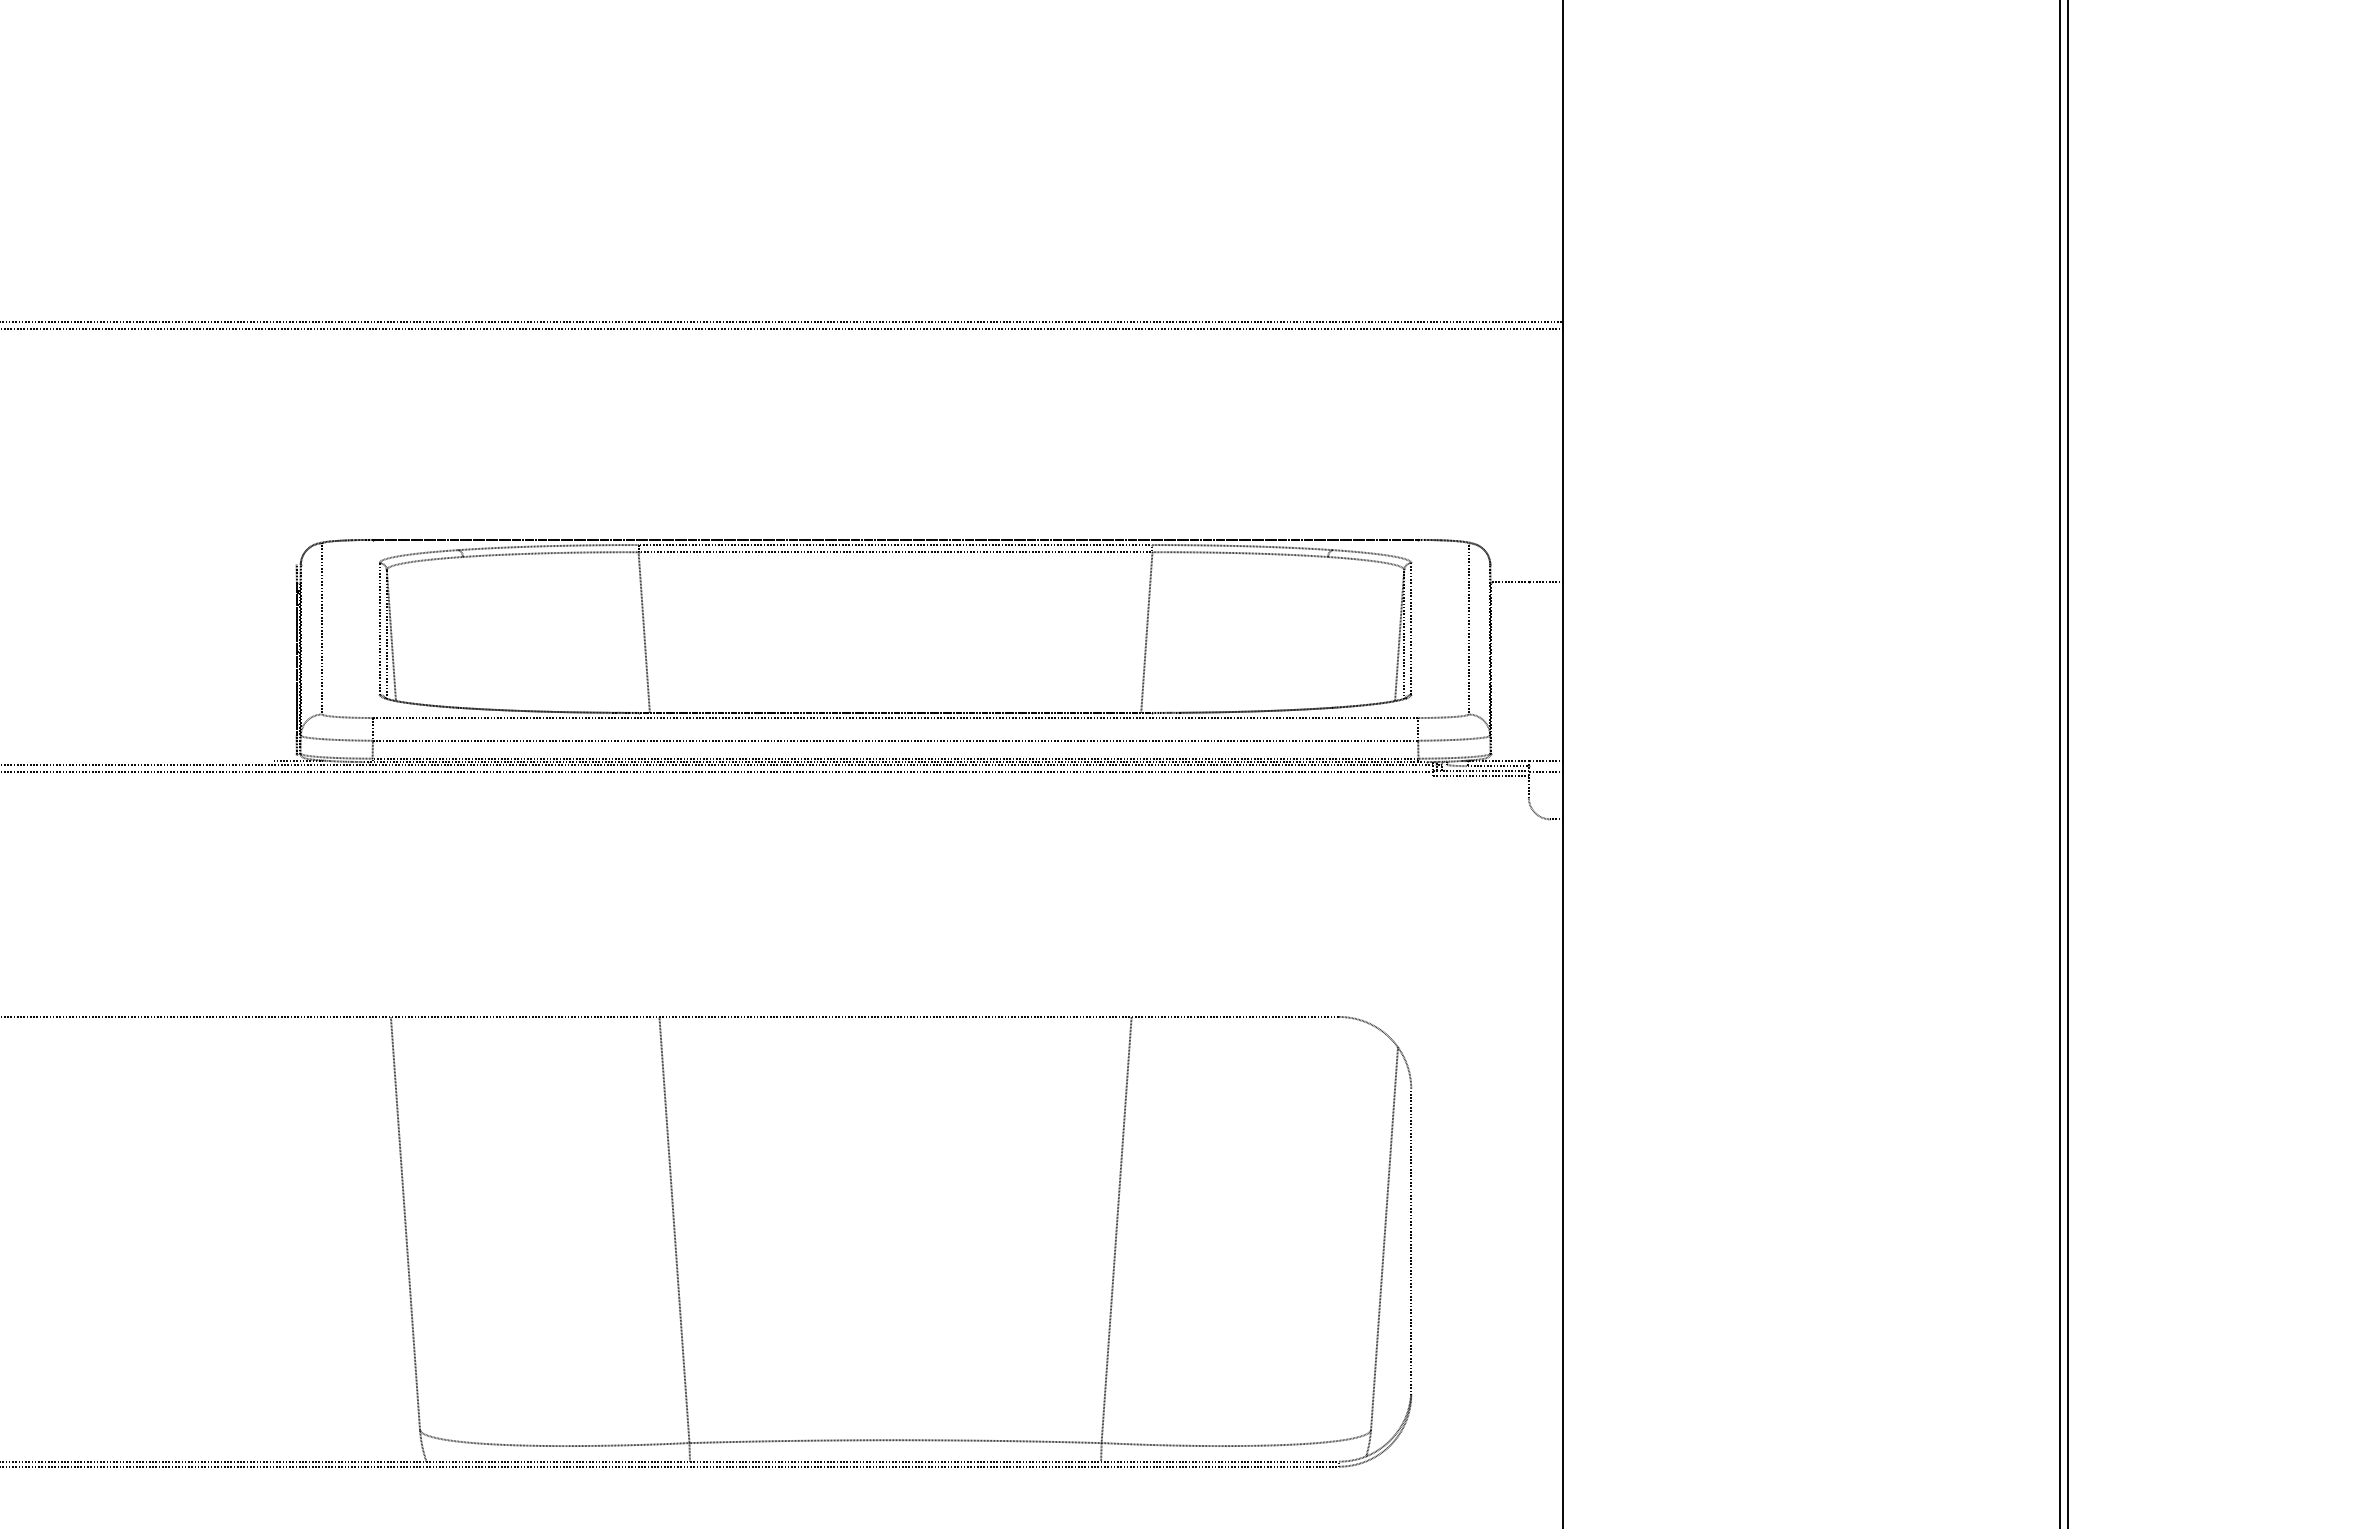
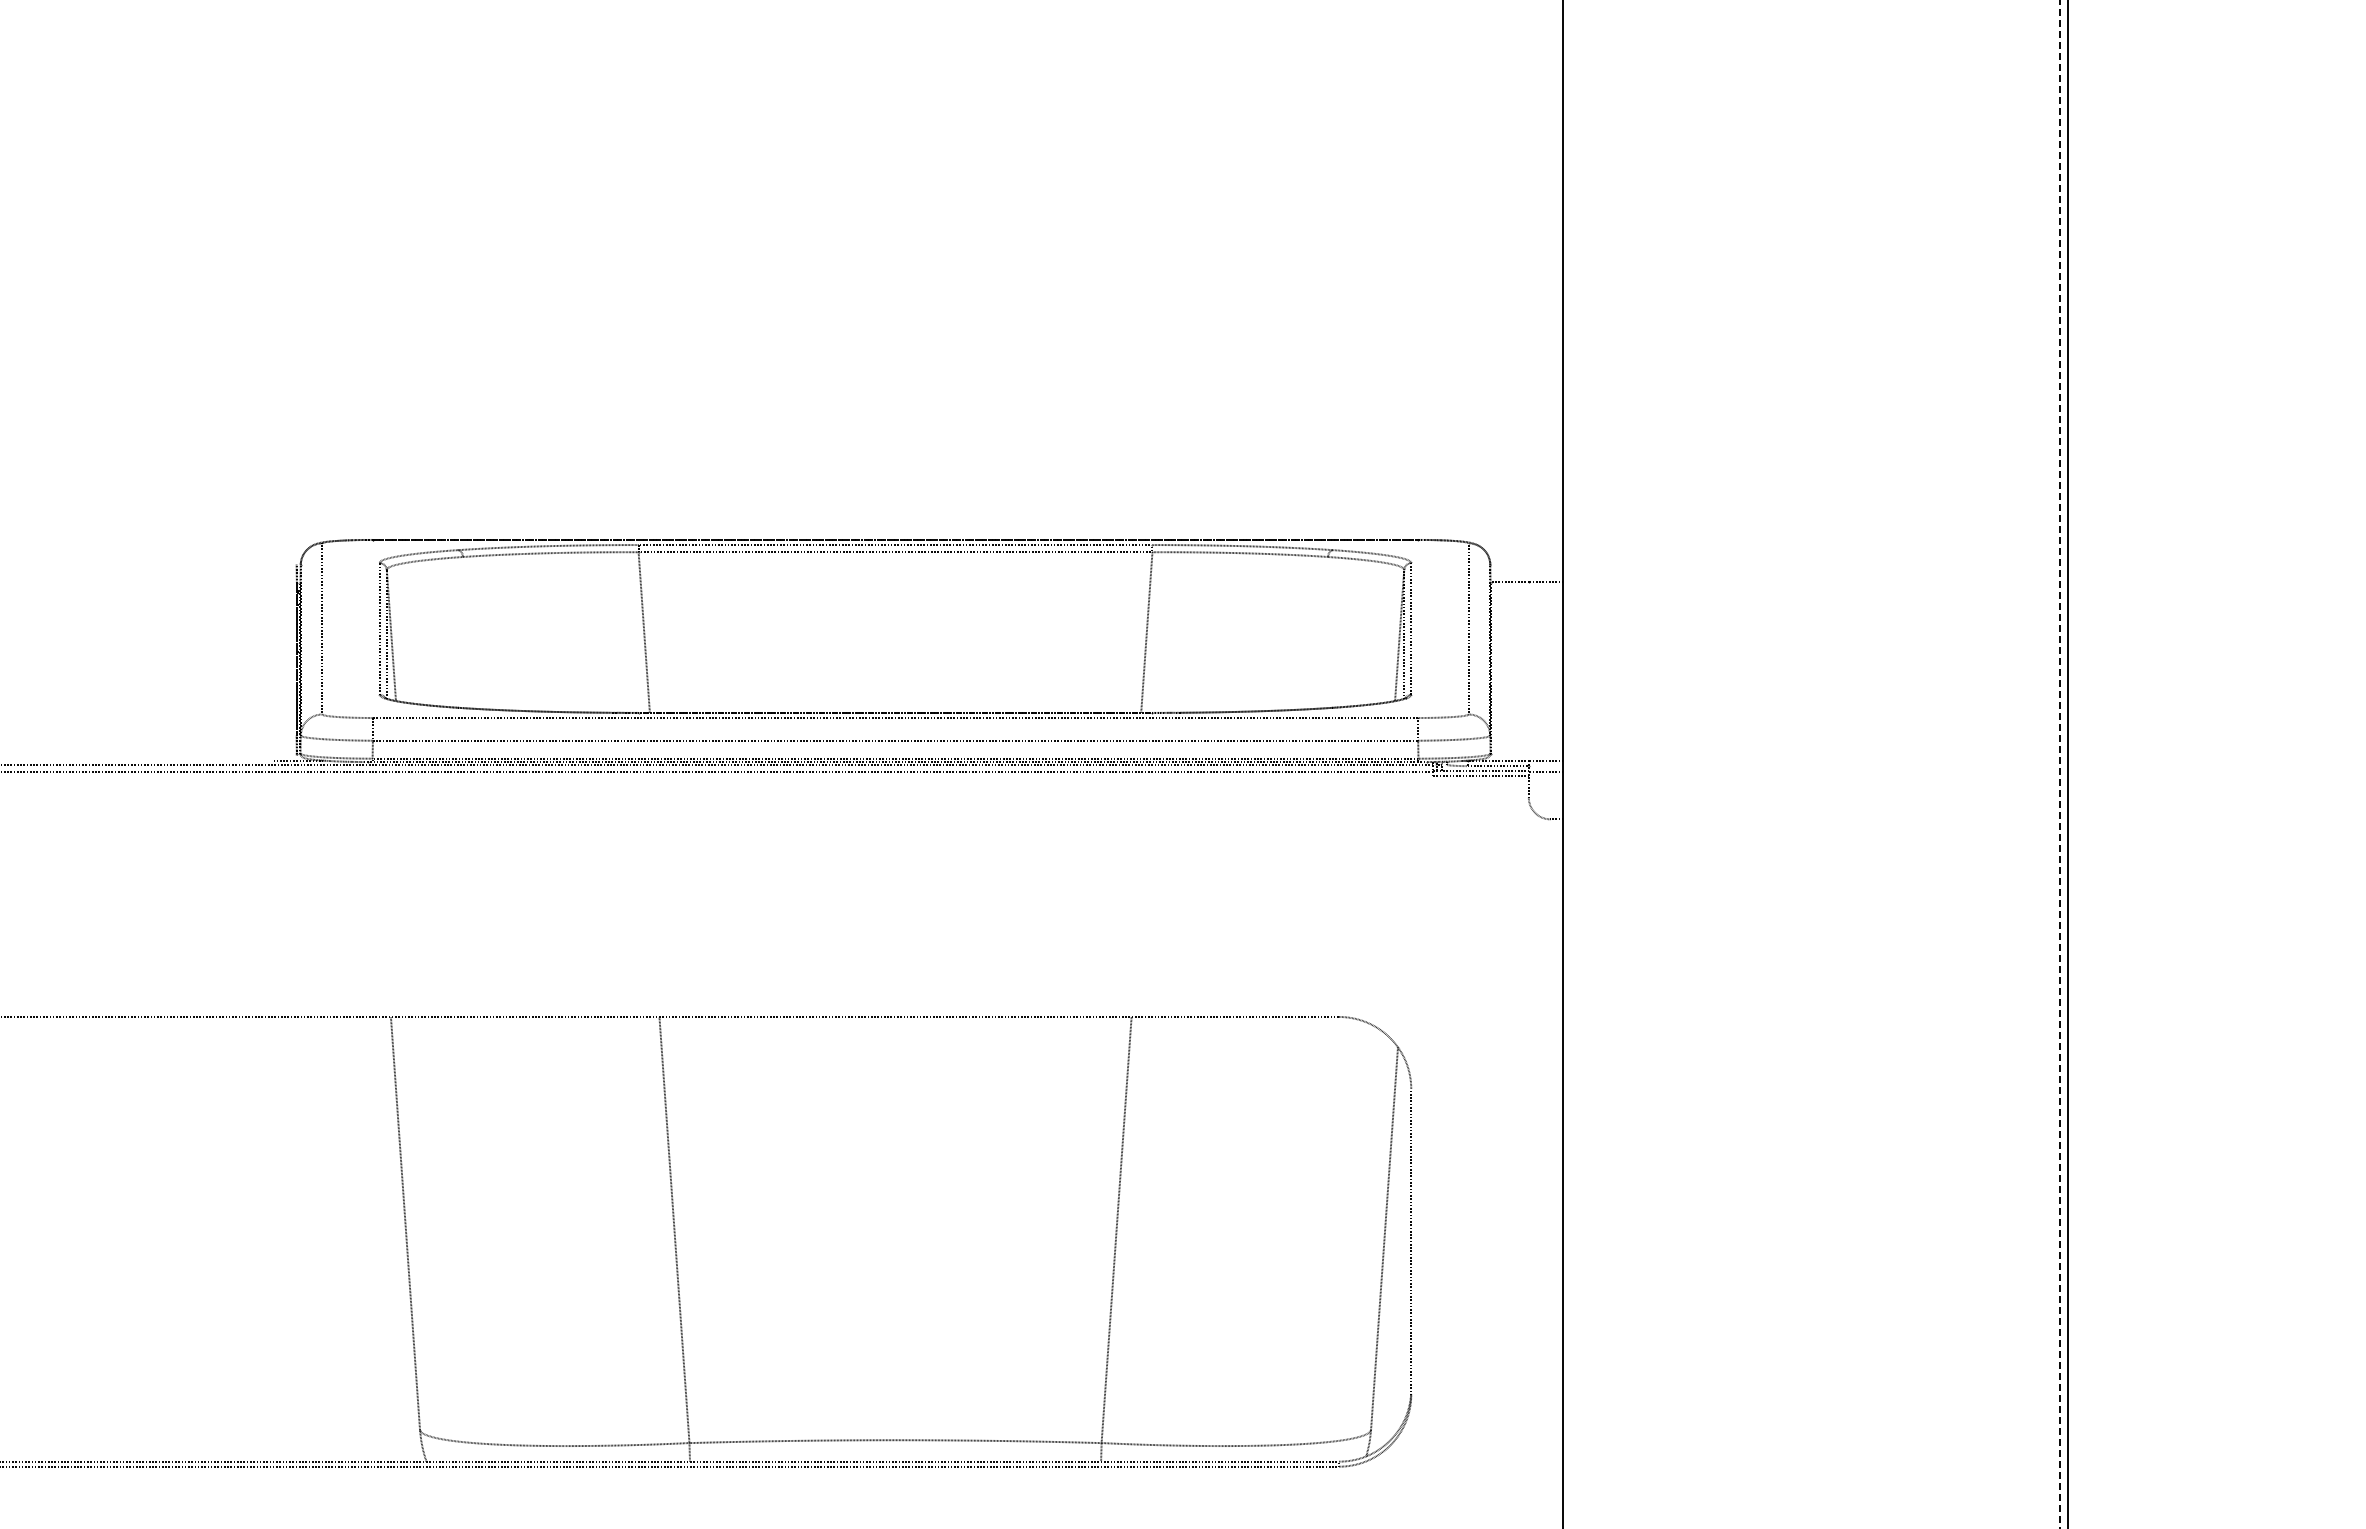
line: present -> none (782, 322)
line: present -> none (782, 329)
line: solid -> dashed (2060, 764)
